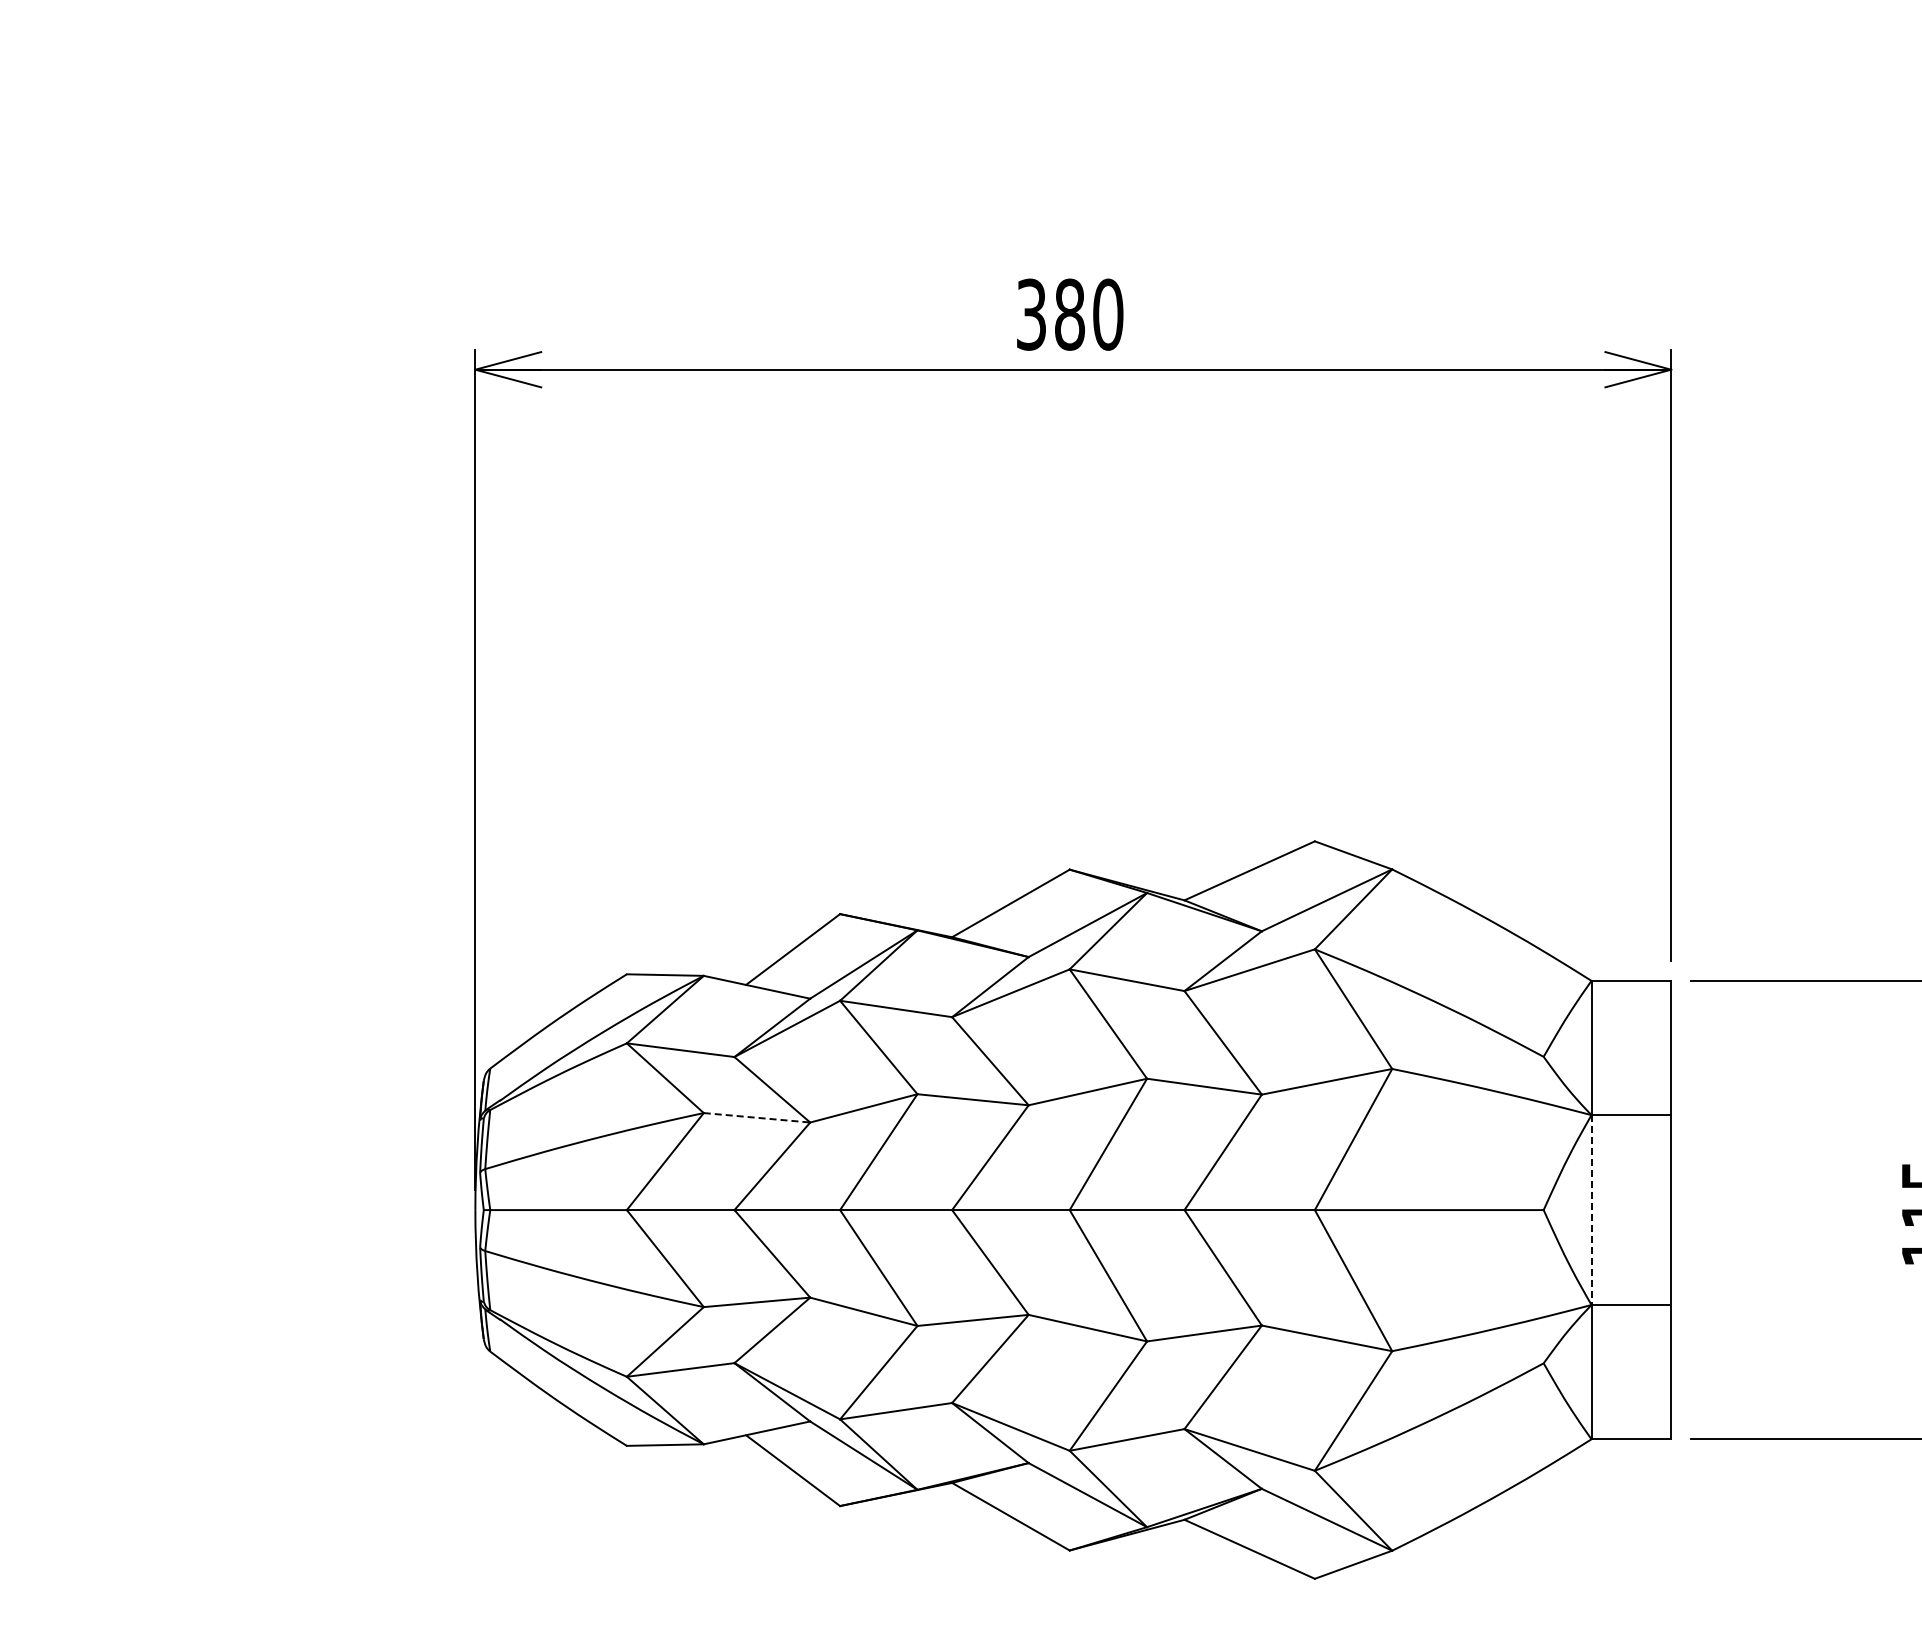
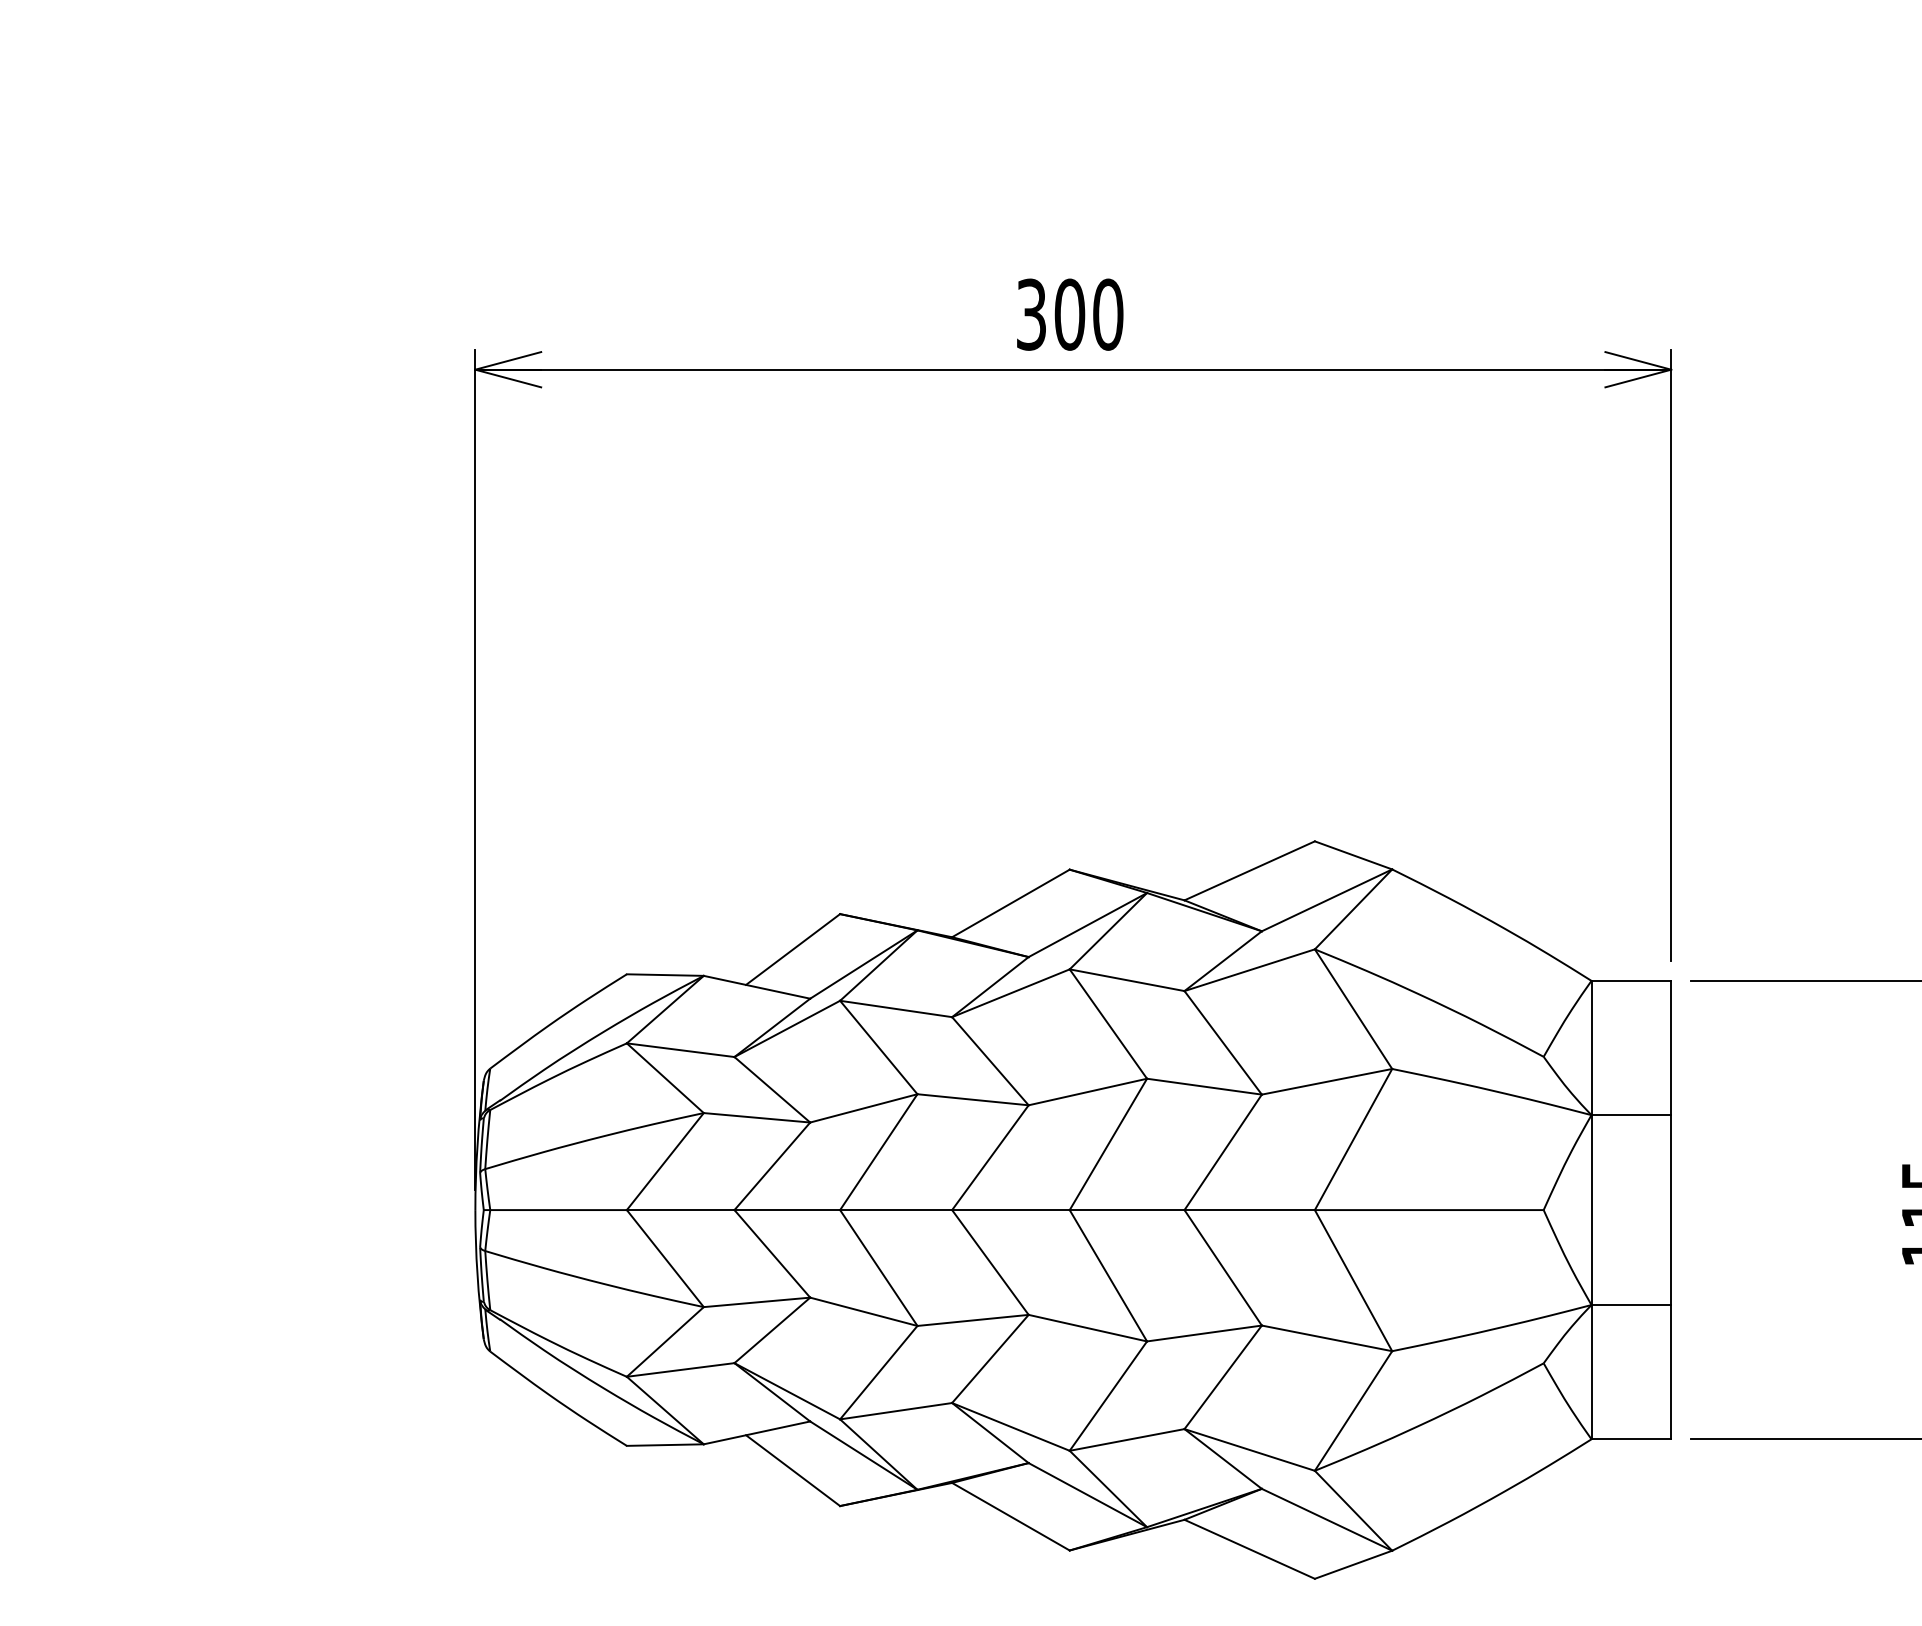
text: 380 -> 300 (1069, 314)
line: dashed -> solid (757, 1117)
line: dashed -> solid (1591, 1210)
